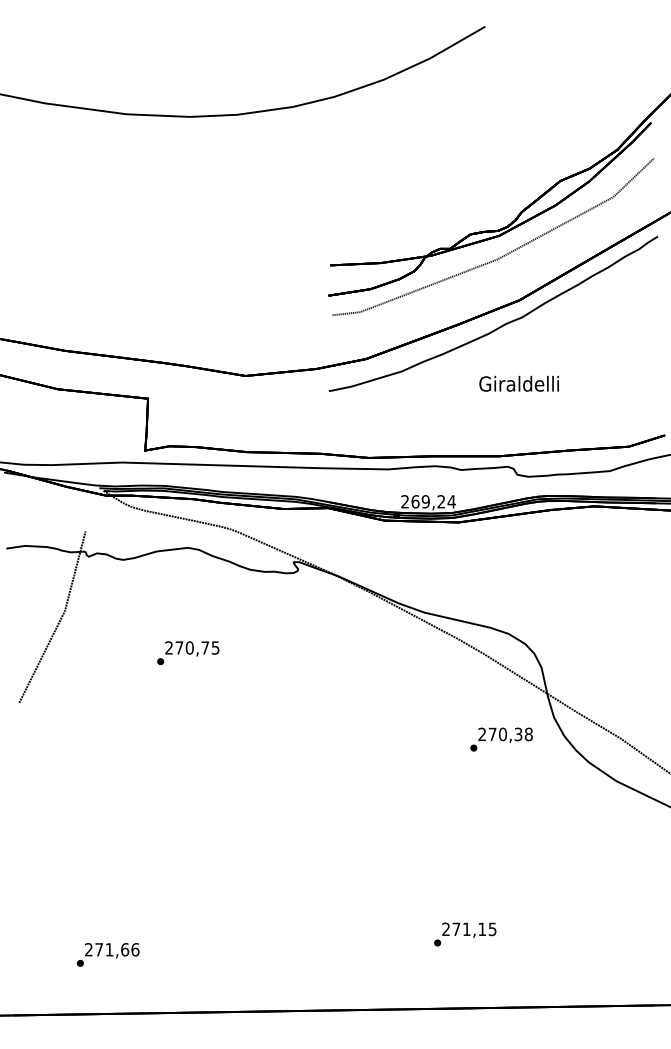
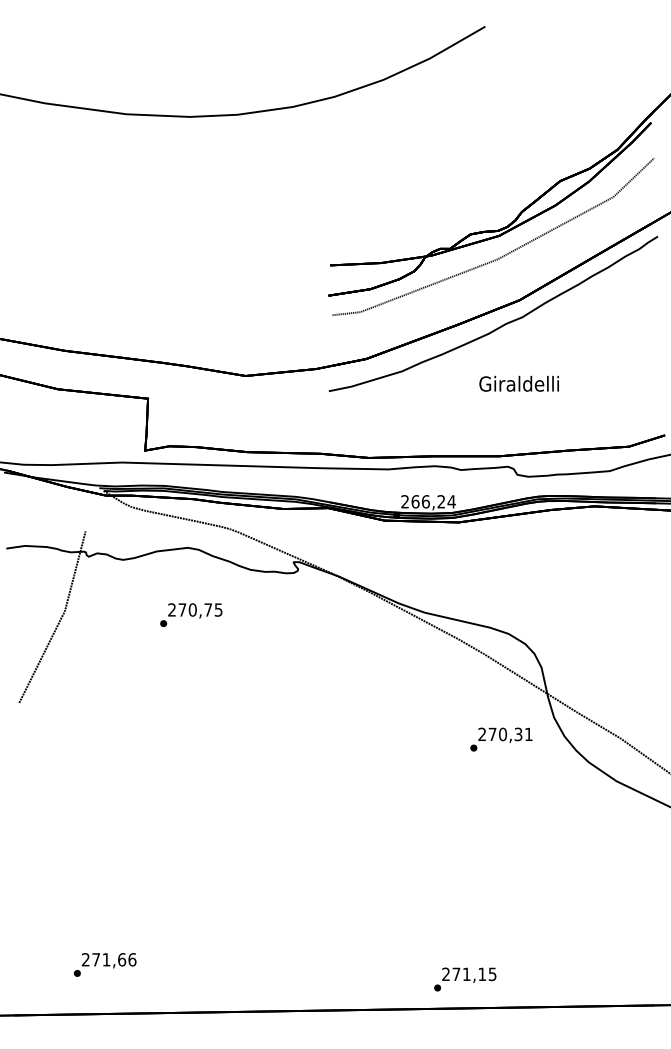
text: 269,24 -> 266,24 (425, 501)
text position: (188, 653) -> (191, 615) (191, 615)
text: 270,38 -> 270,31 (528, 734)
text position: (465, 934) -> (465, 979) (465, 979)
text position: (108, 954) -> (105, 964) (105, 964)
